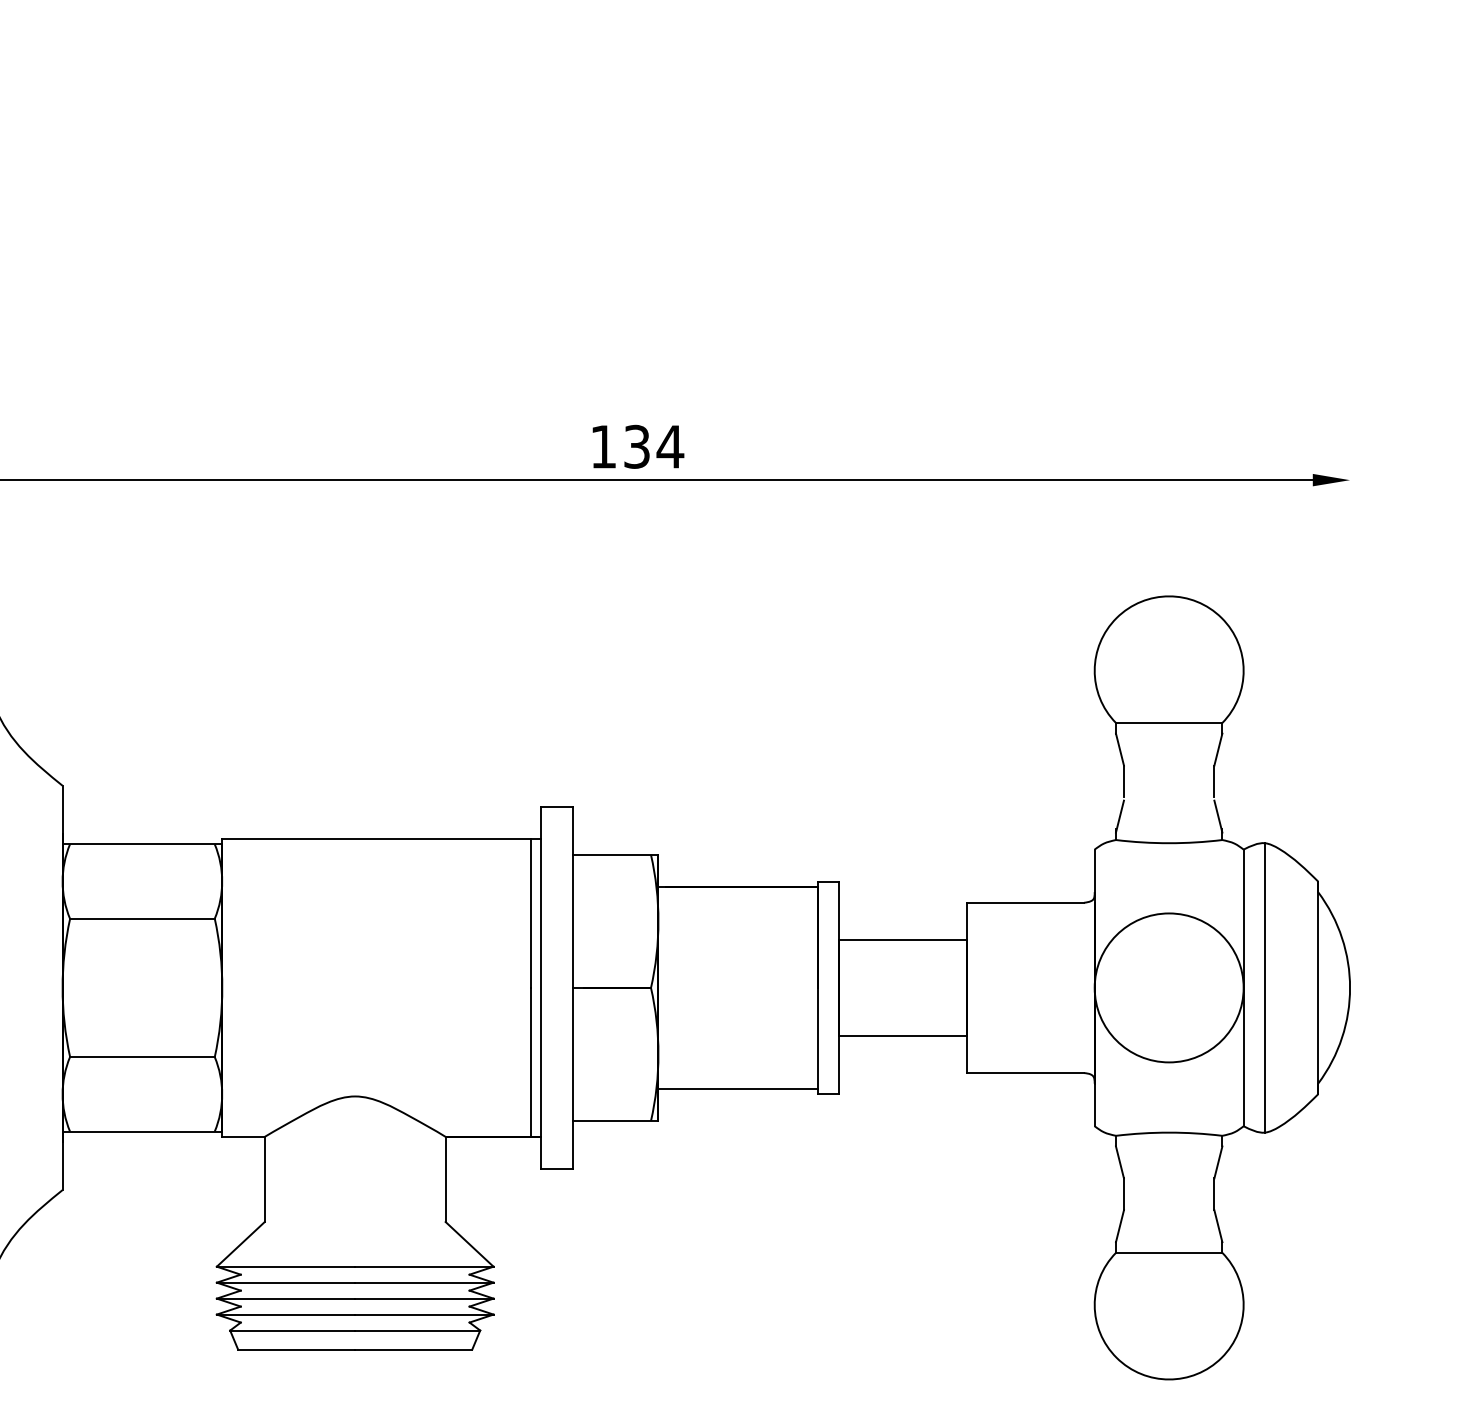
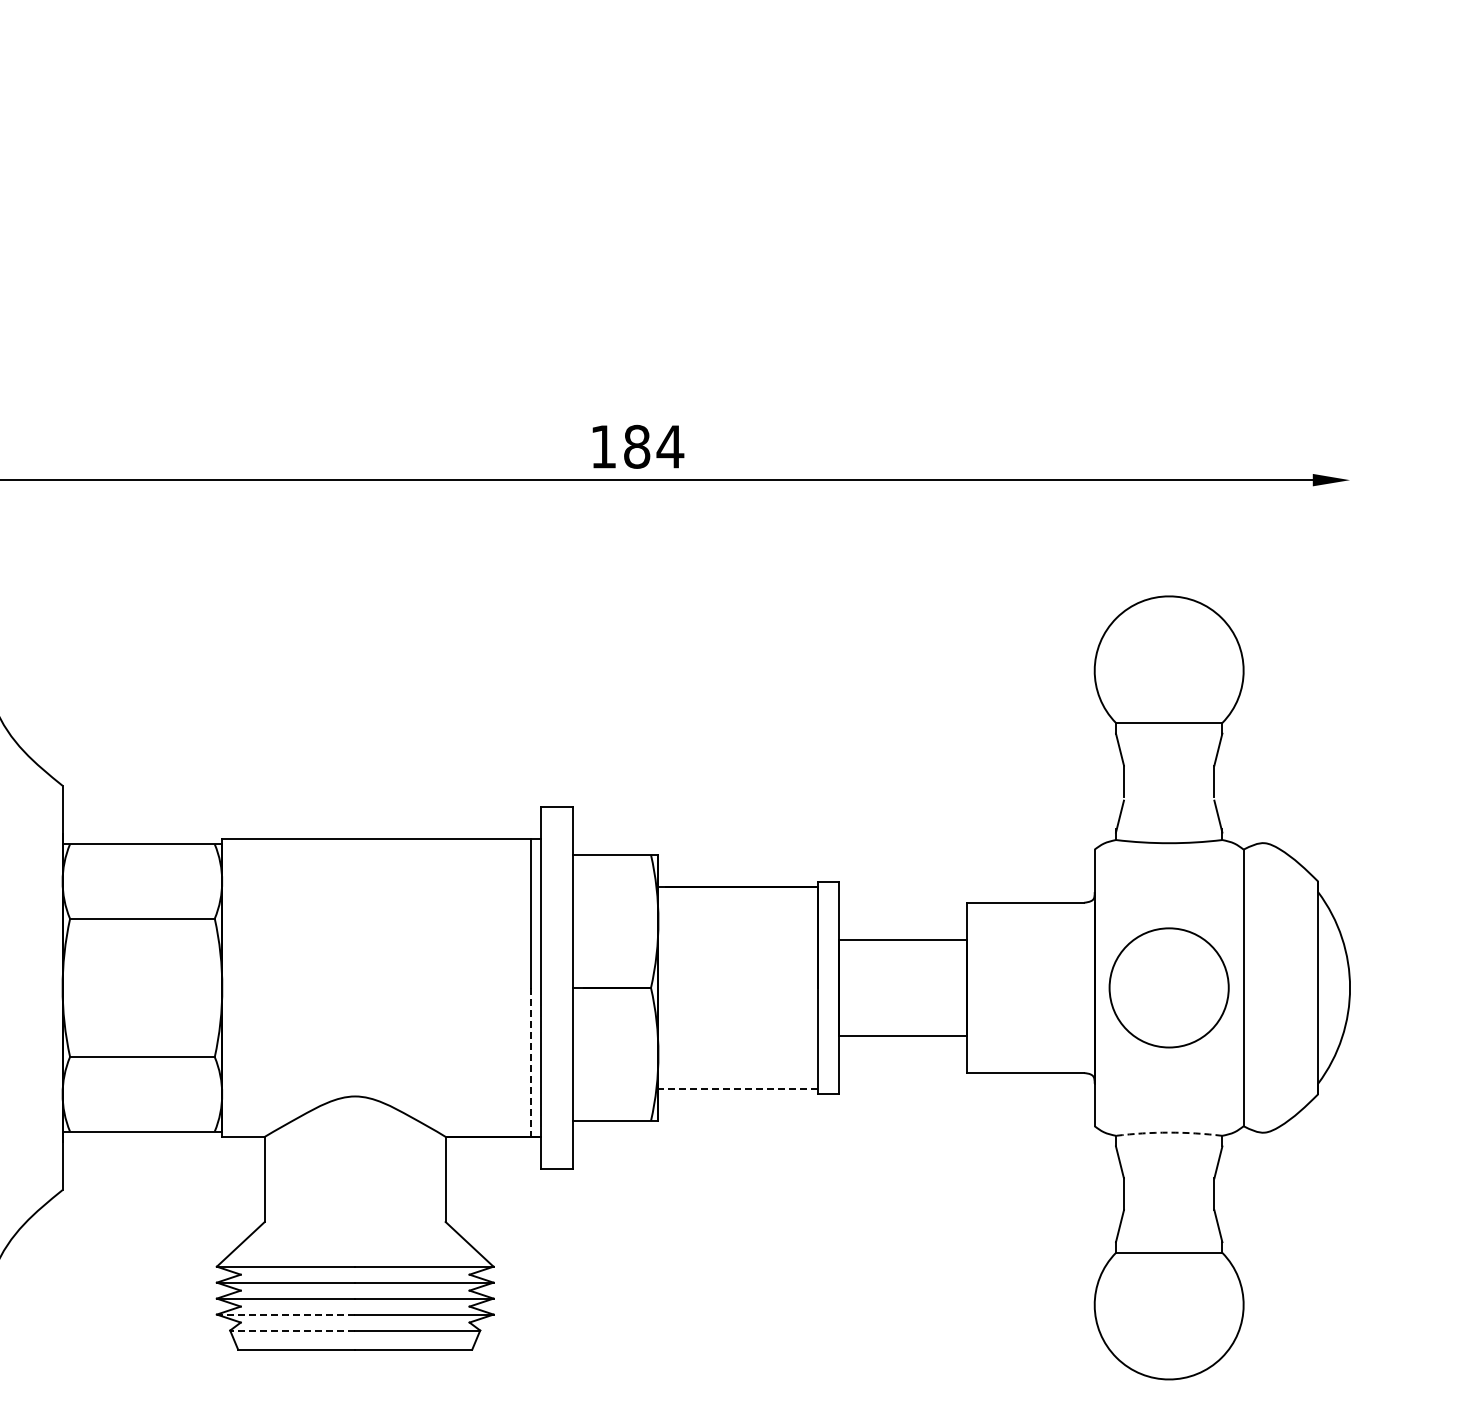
text: 134 -> 184 (637, 446)
circle diameter: 149 px -> 119 px (1168, 987)
line: present -> none (1264, 987)
line: solid -> dashed (530, 1062)
line: solid -> dashed (738, 1089)
arc: solid -> dashed (1169, 1132)
line: solid -> dashed (285, 1314)
line: solid -> dashed (292, 1330)
